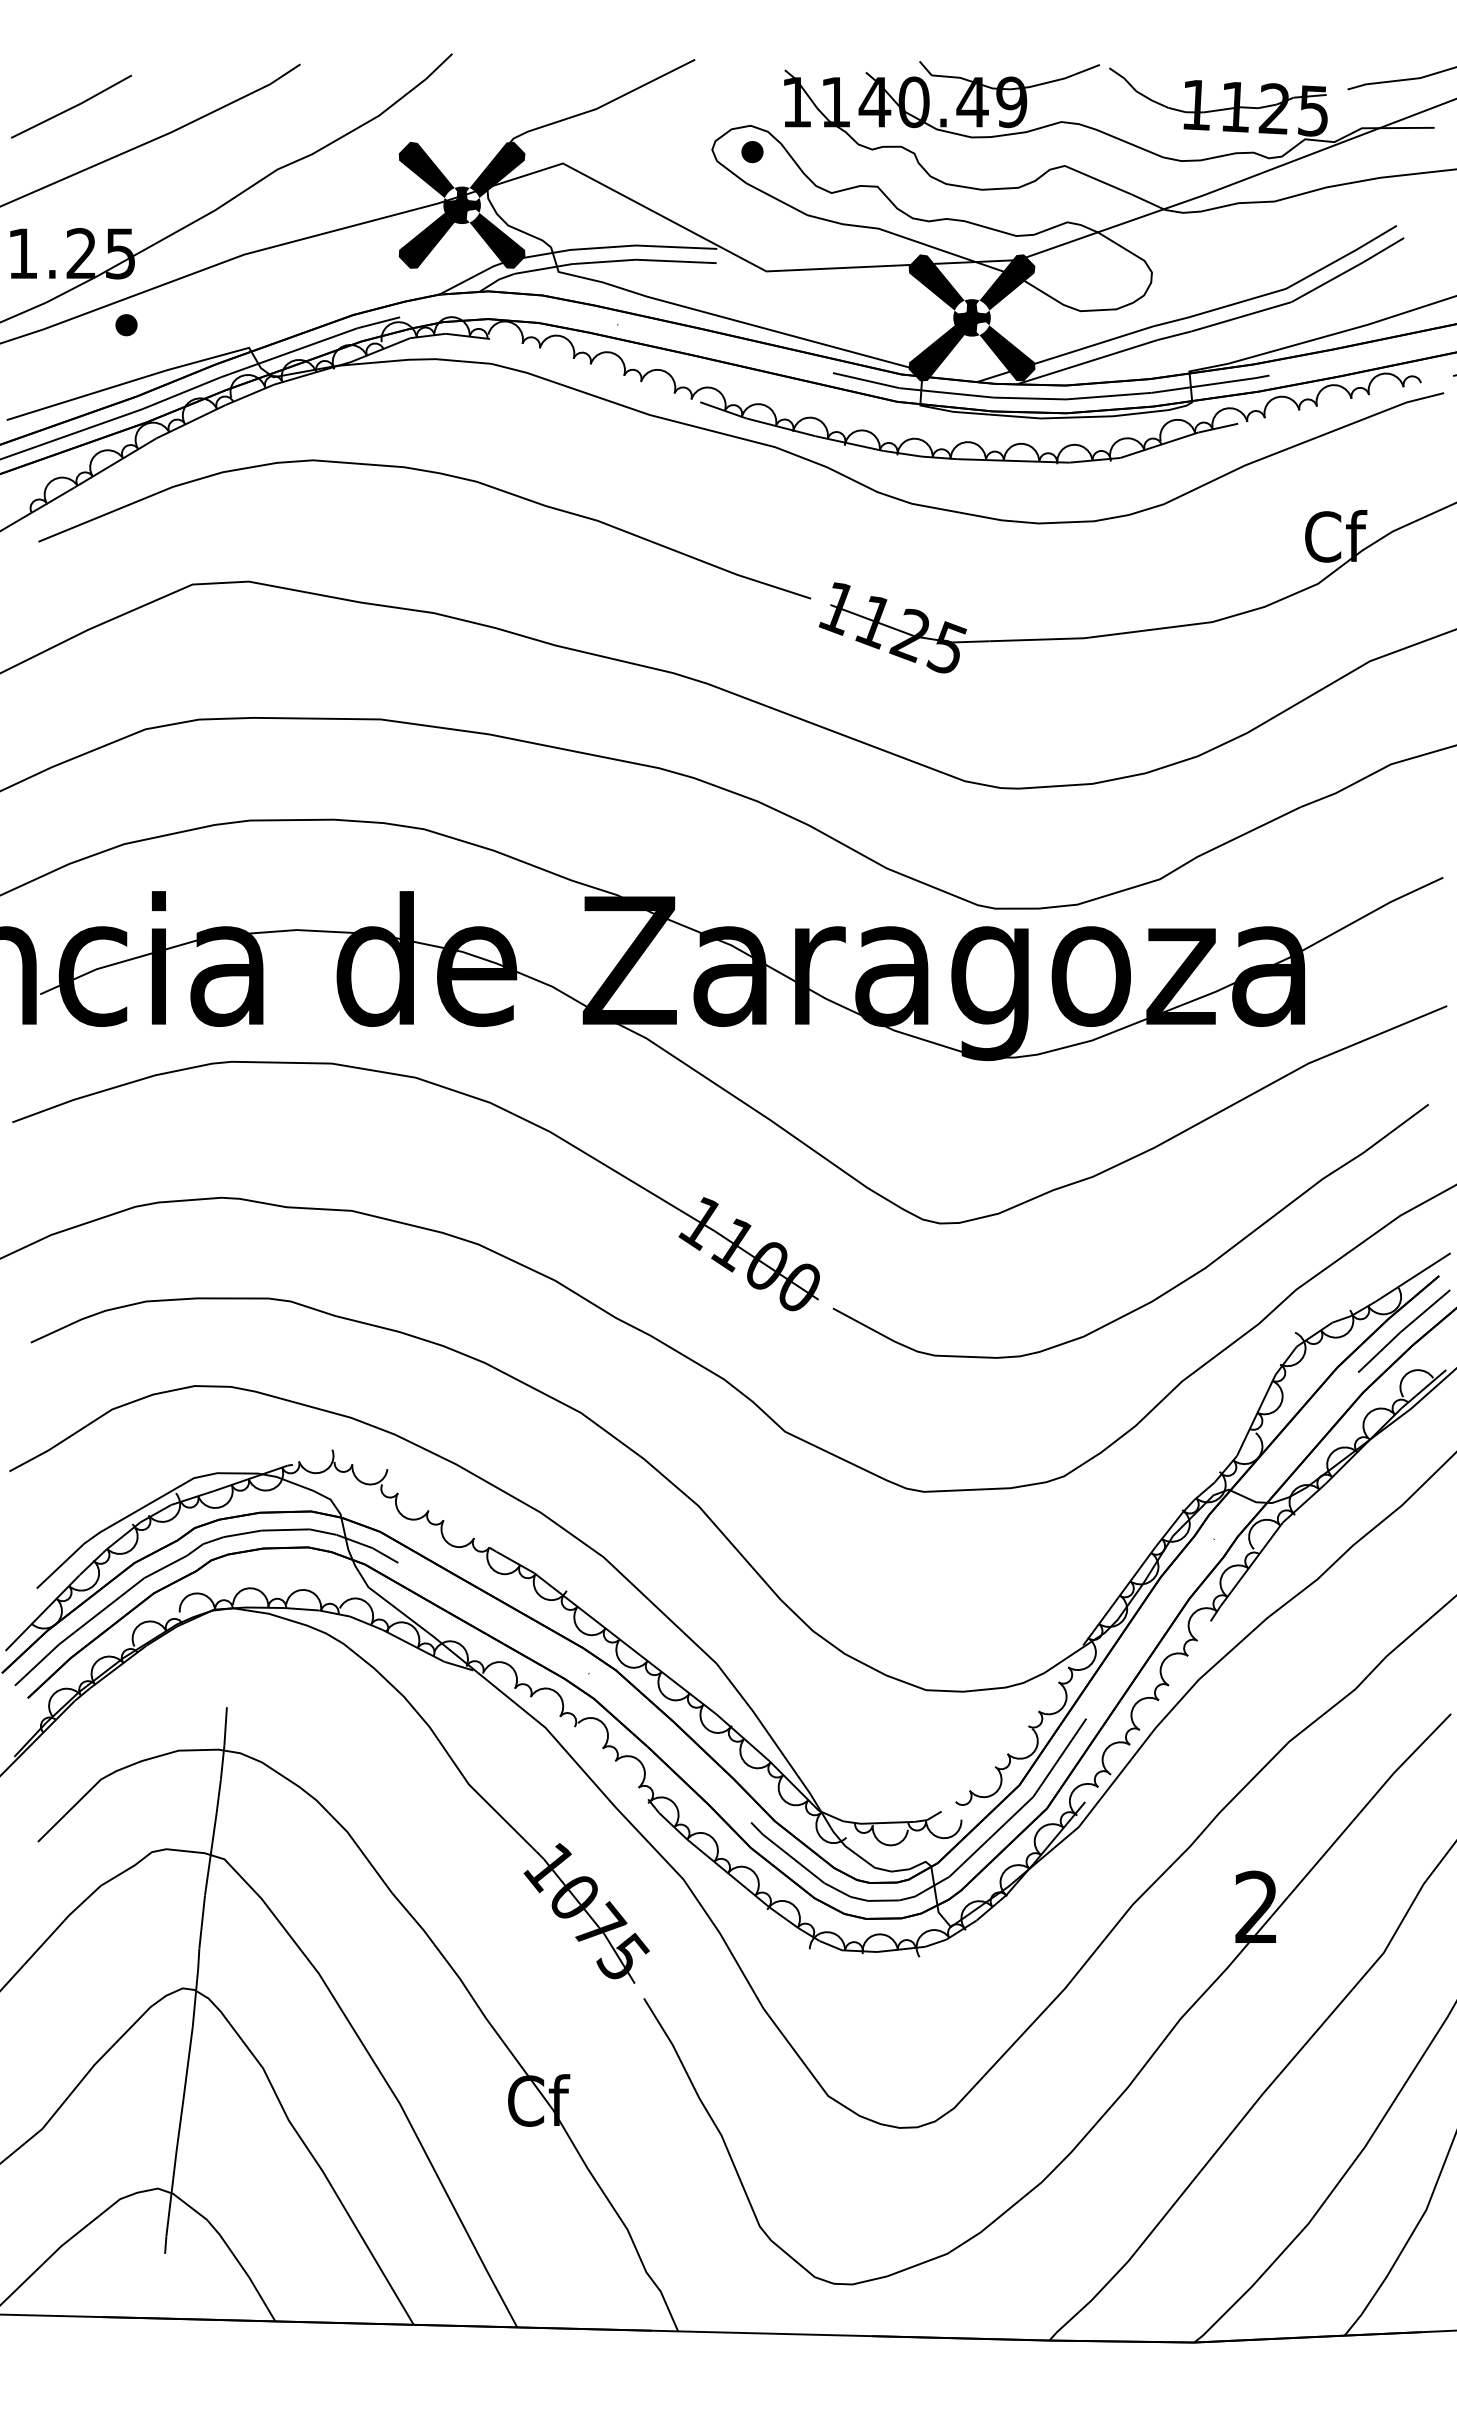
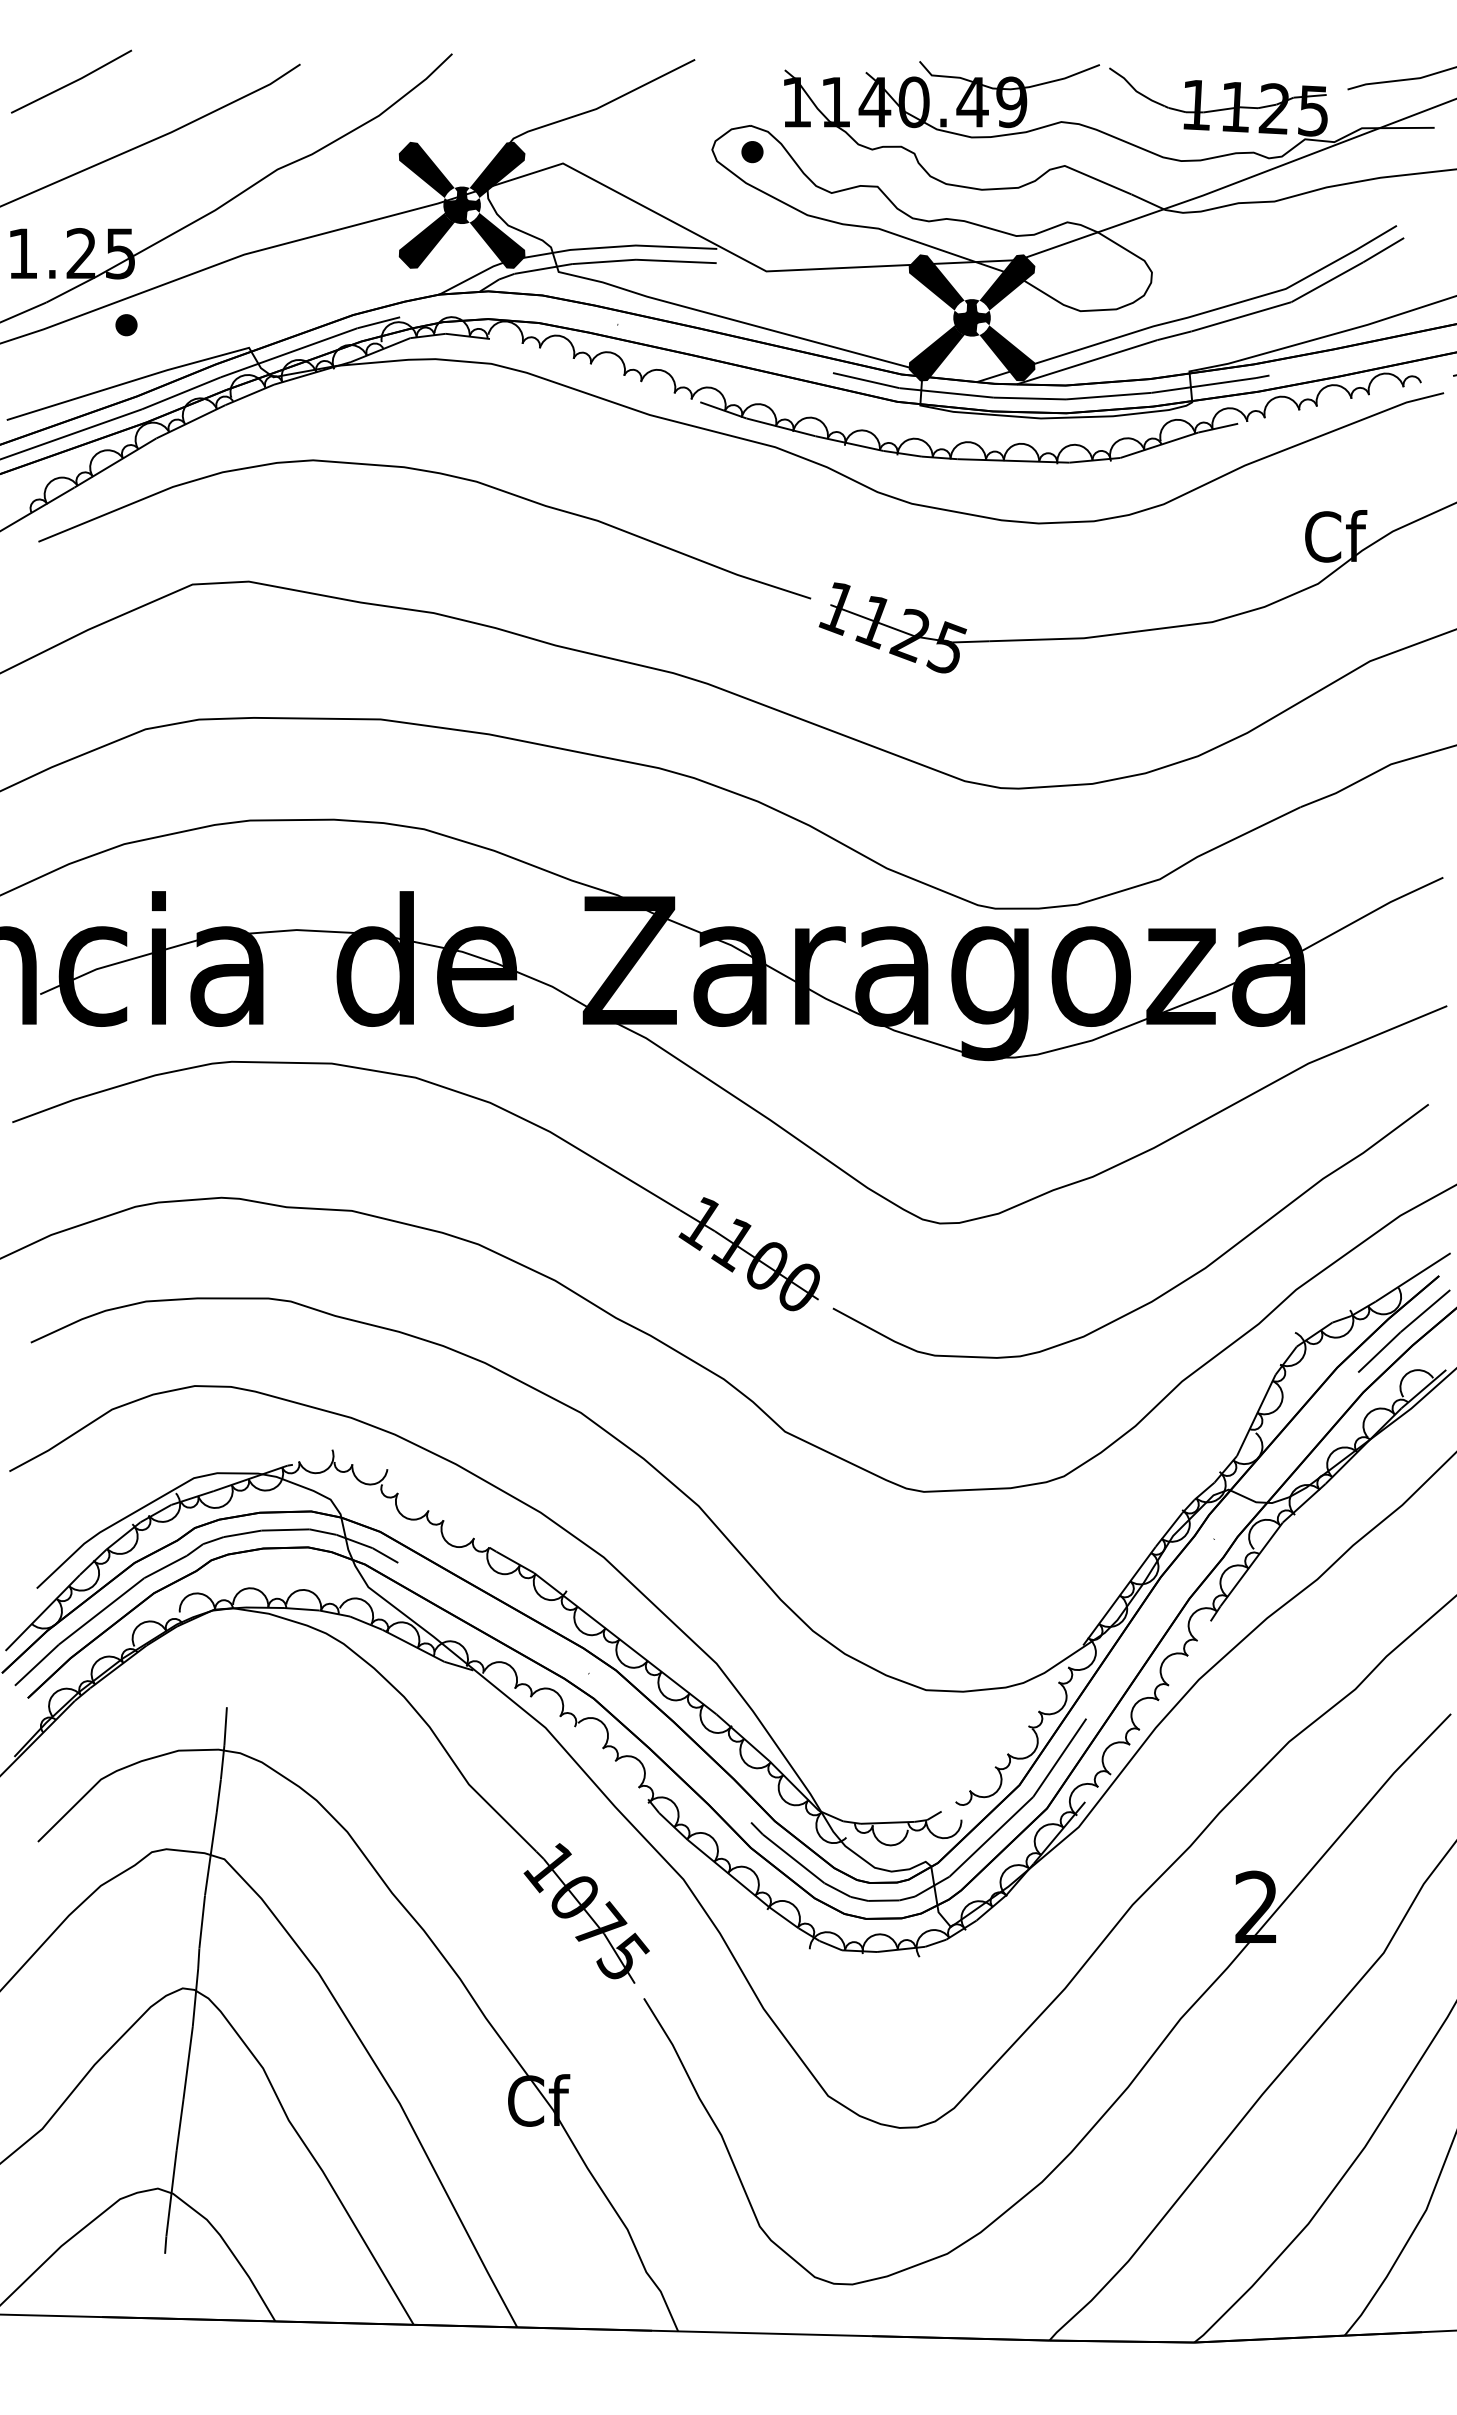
line position: (72, 106) -> (72, 81) (72, 81)
